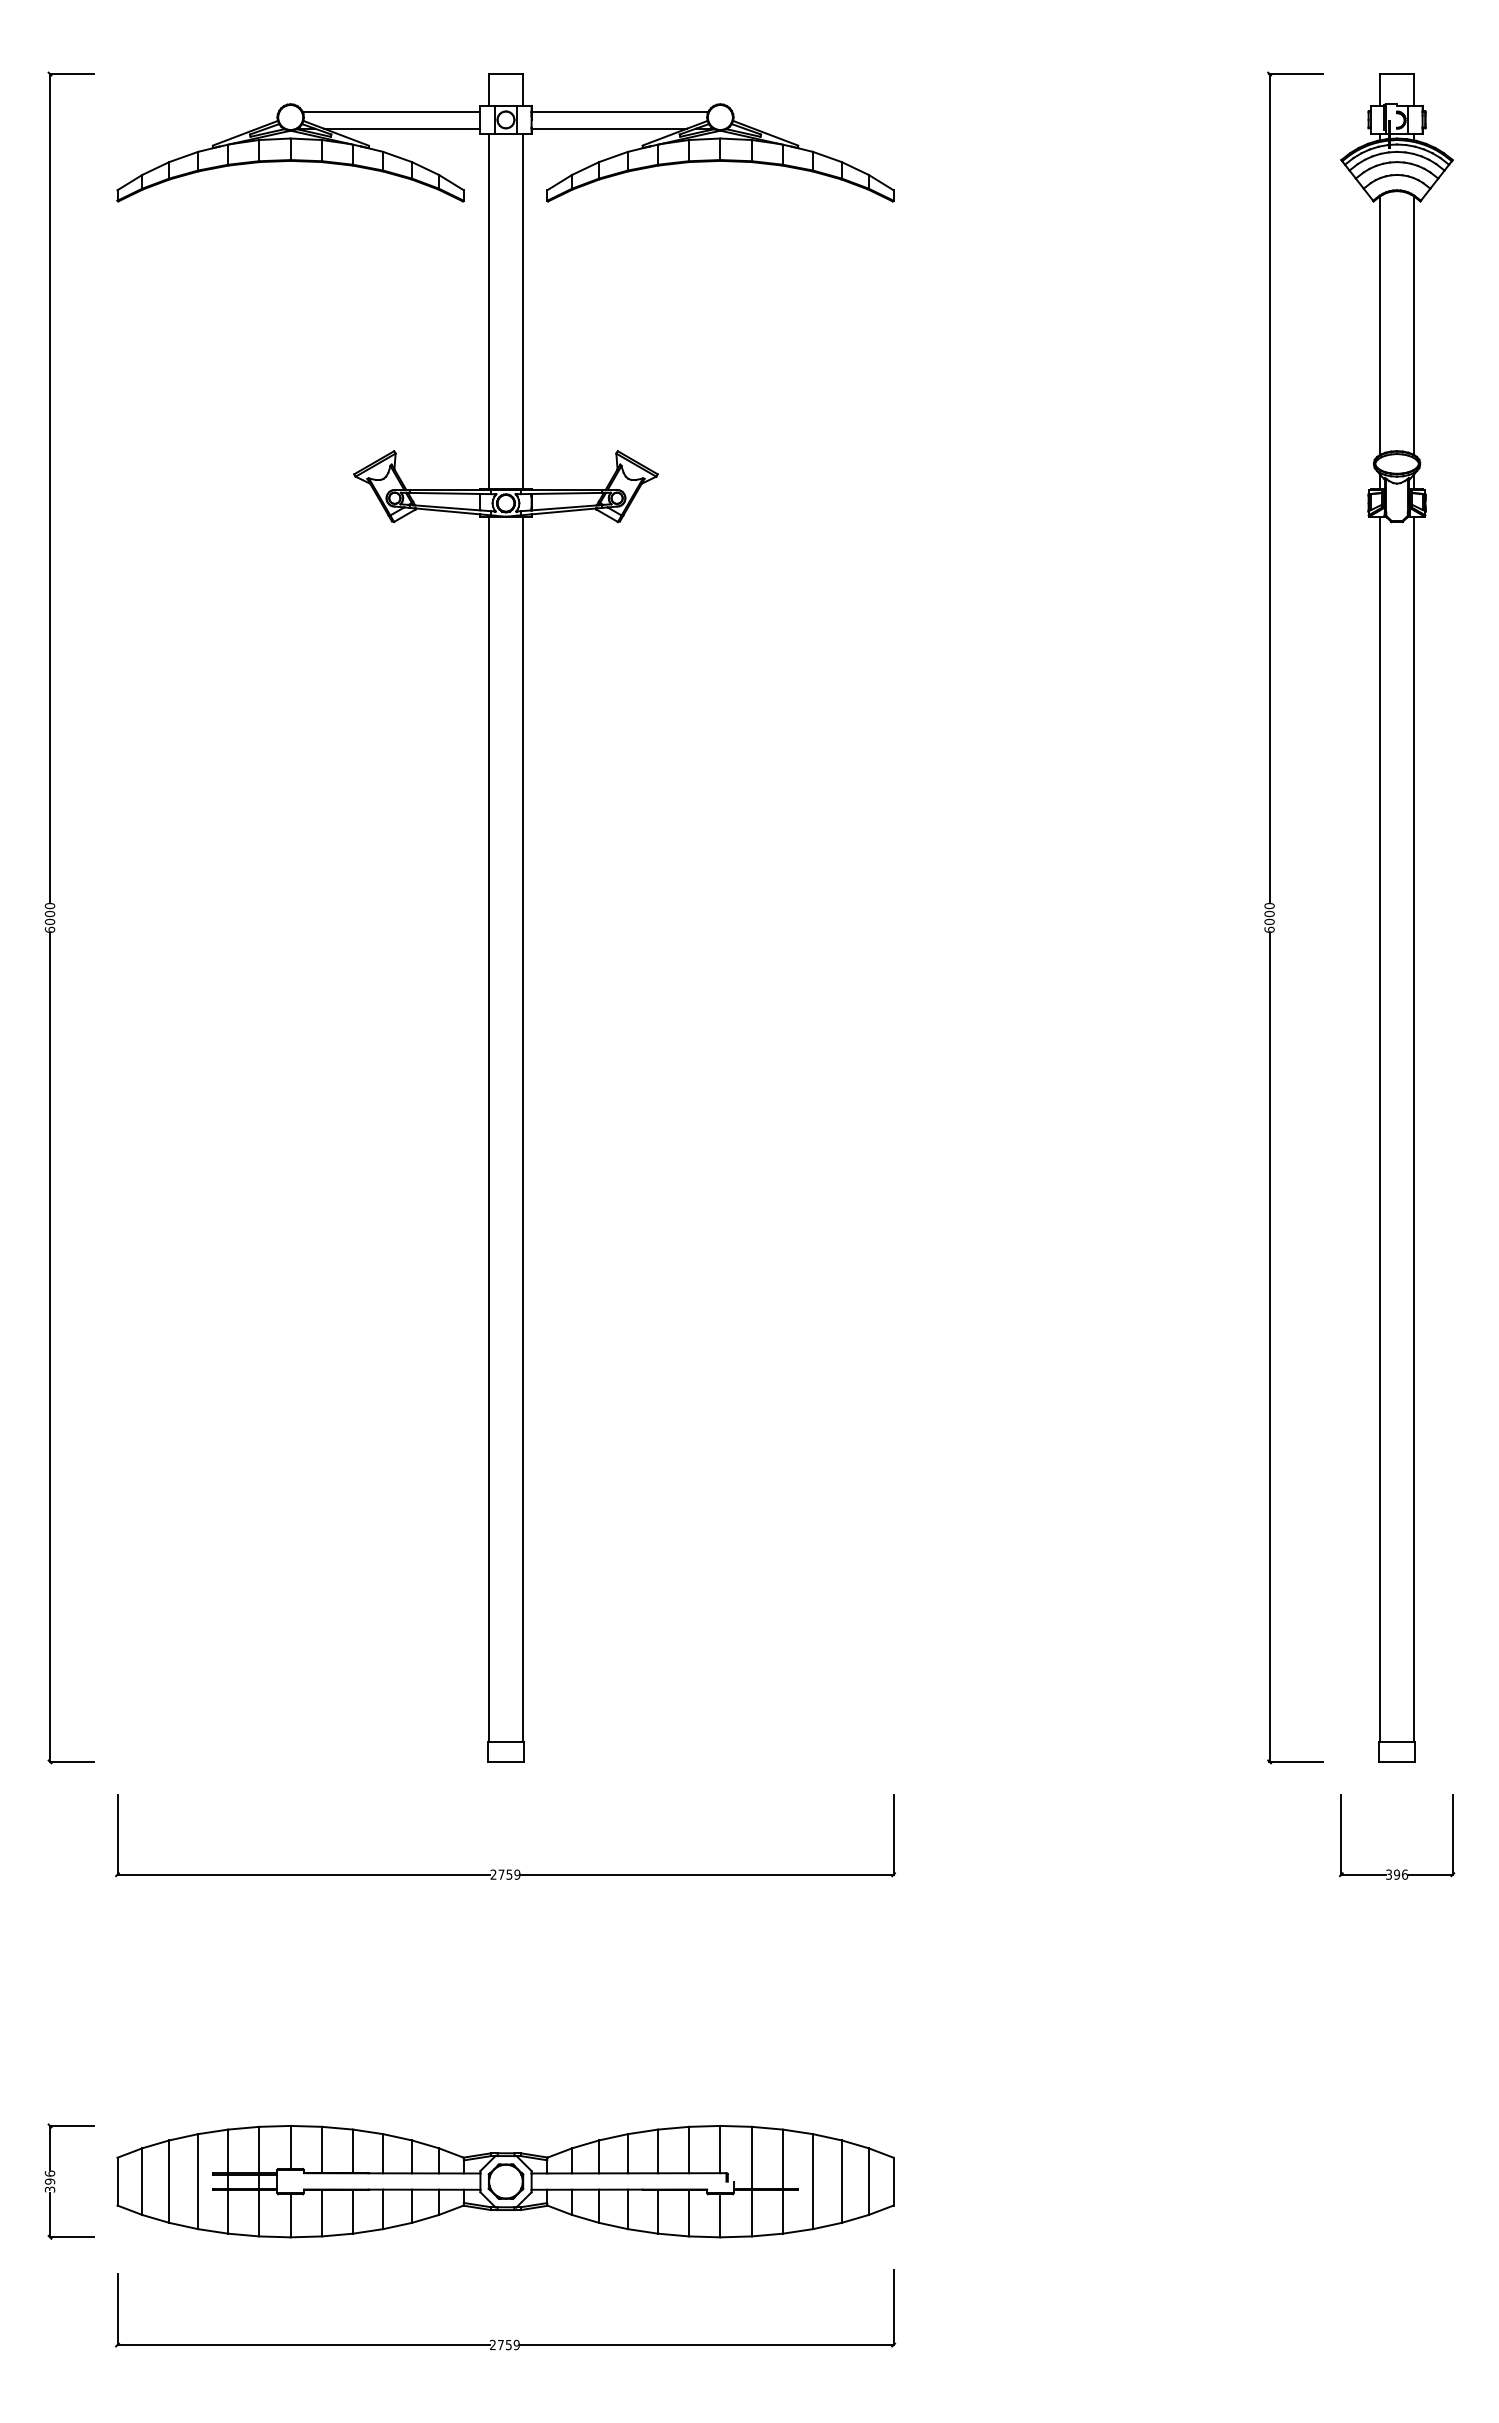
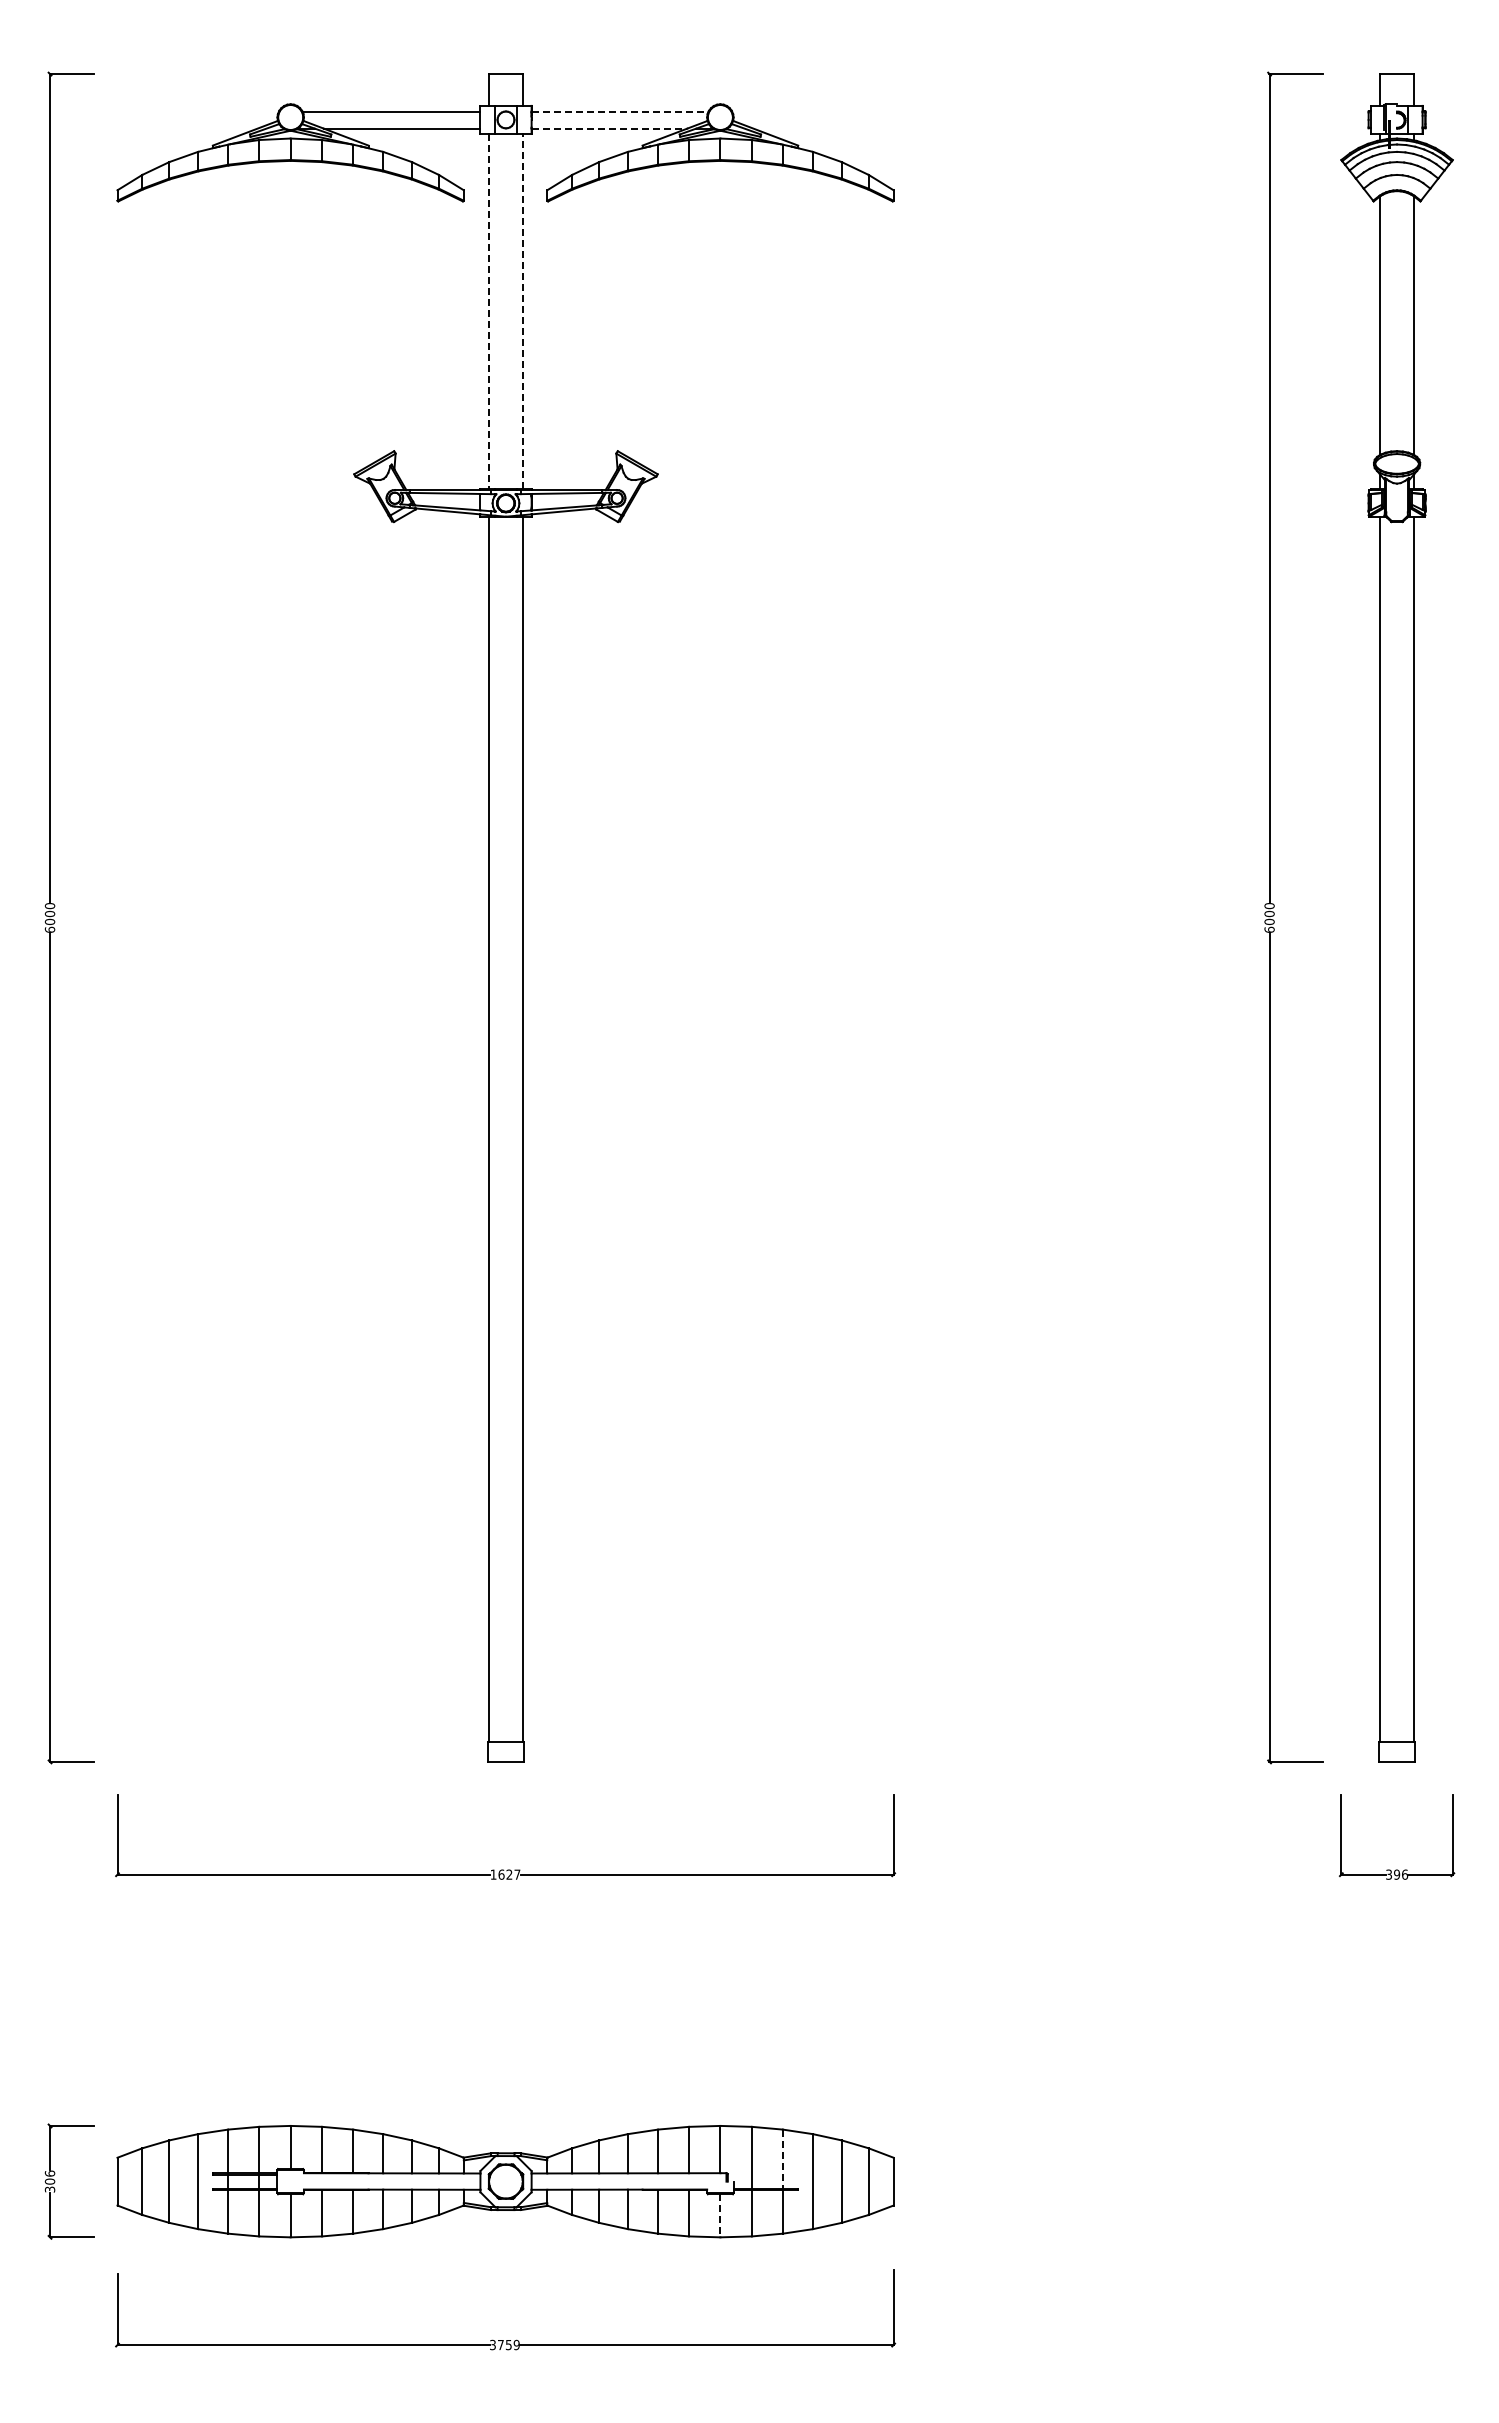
line: solid -> dashed (620, 112)
line: solid -> dashed (609, 128)
line: solid -> dashed (489, 311)
line: solid -> dashed (522, 311)
text: 2759 -> 1627 (505, 1874)
line: solid -> dashed (782, 2159)
text: 396 -> 306 (50, 2181)
line: solid -> dashed (720, 2215)
text: 2759 -> 3759 (492, 2345)
